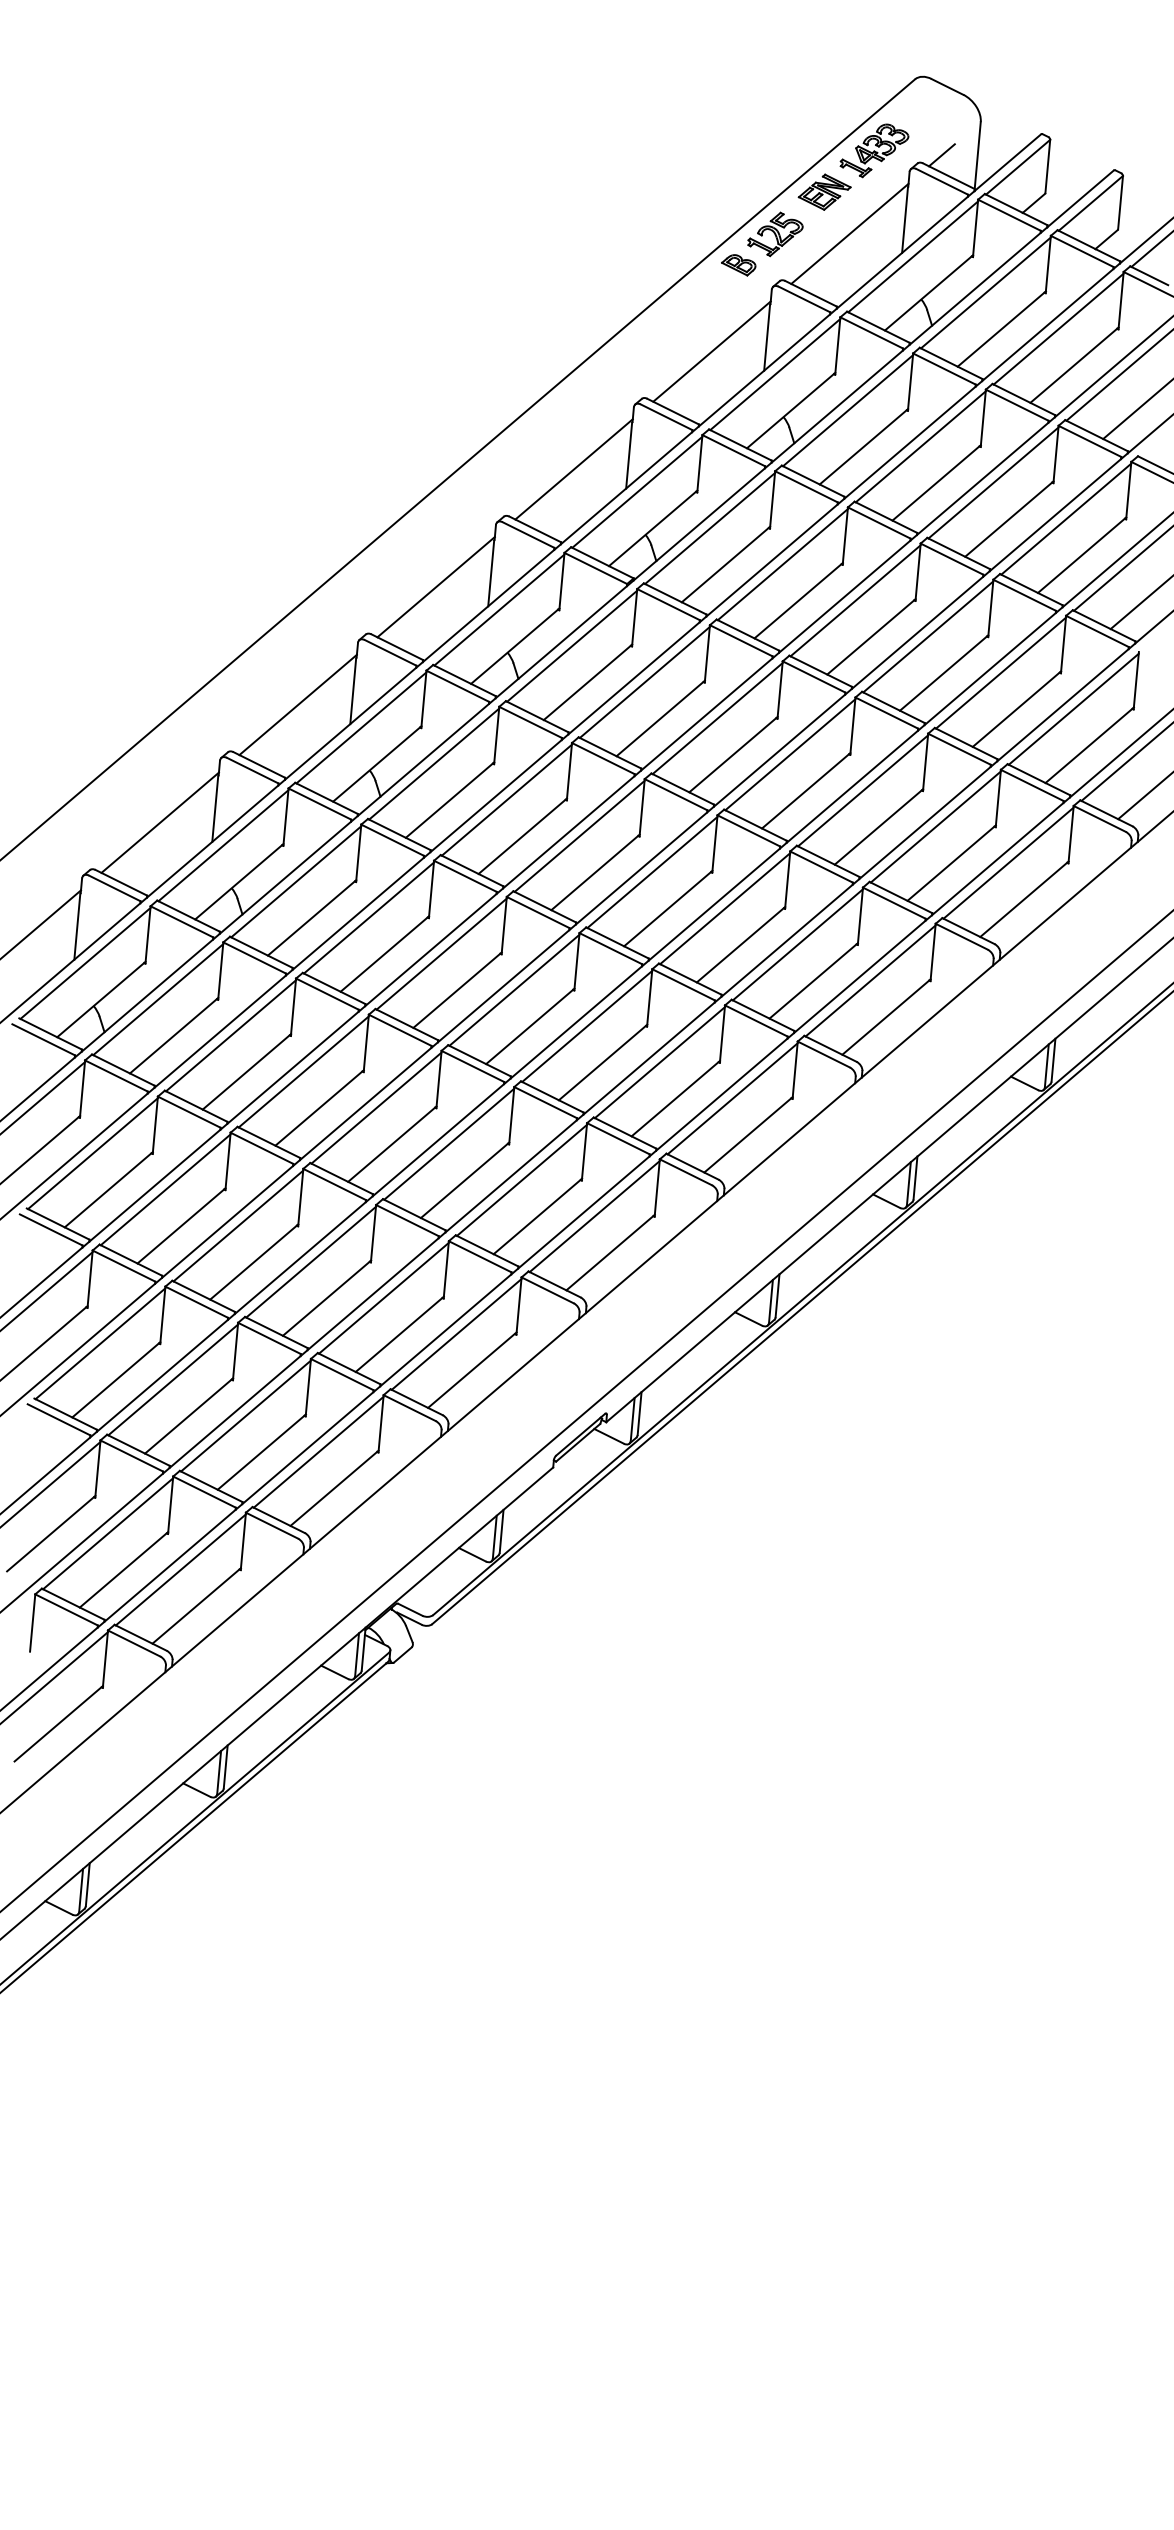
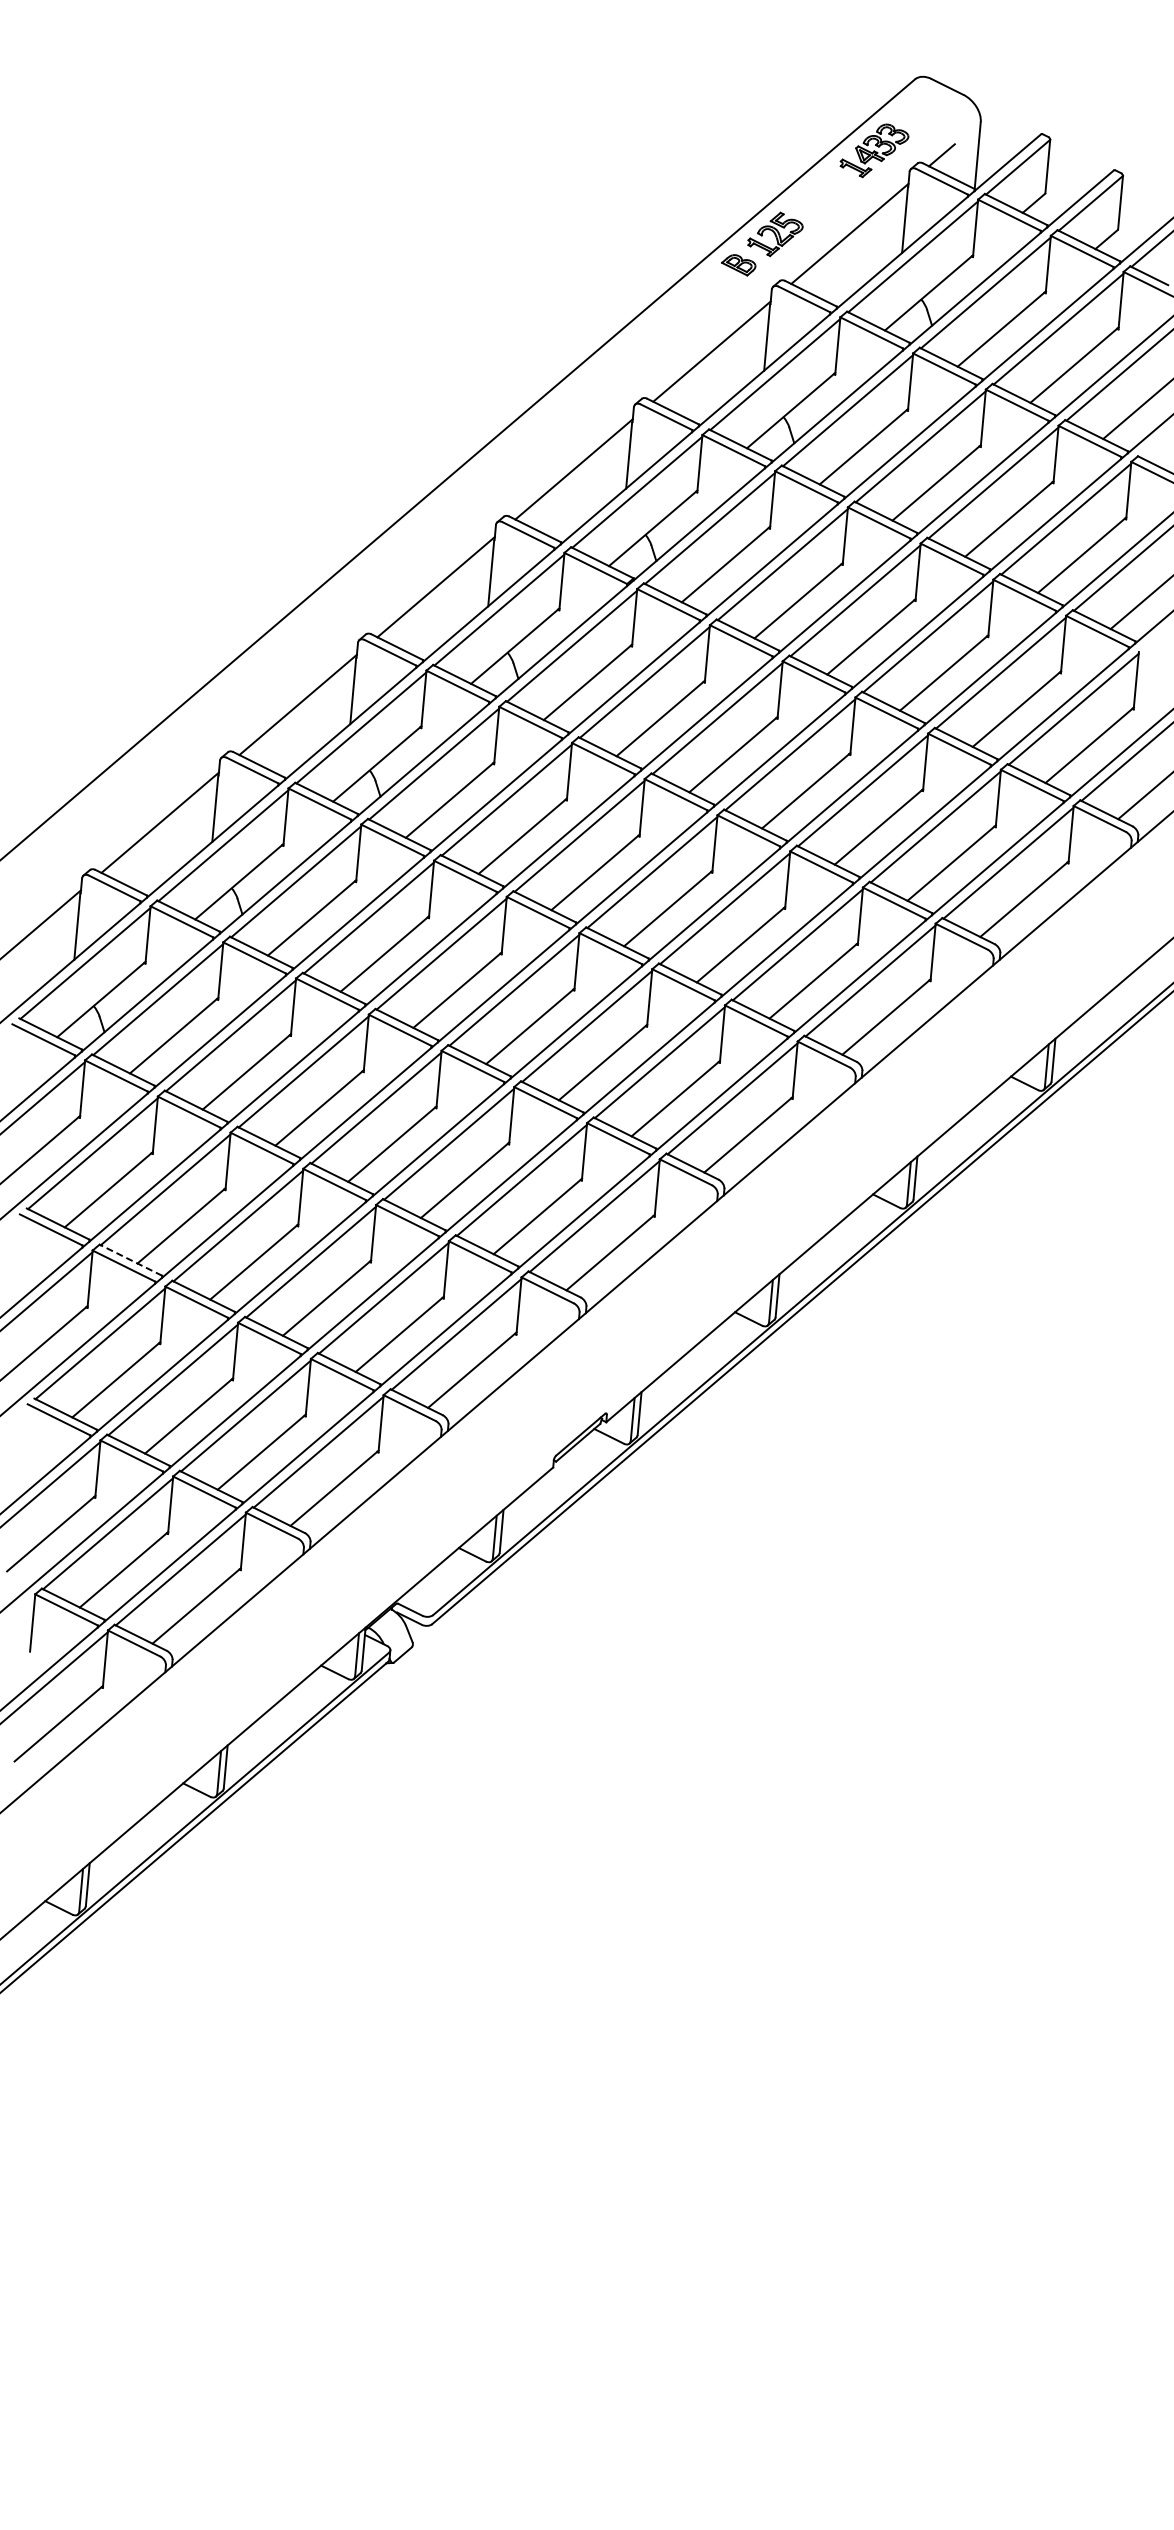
part: present -> none (824, 191)
line: solid -> dashed (130, 1260)
line: present -> none (586, 1411)
